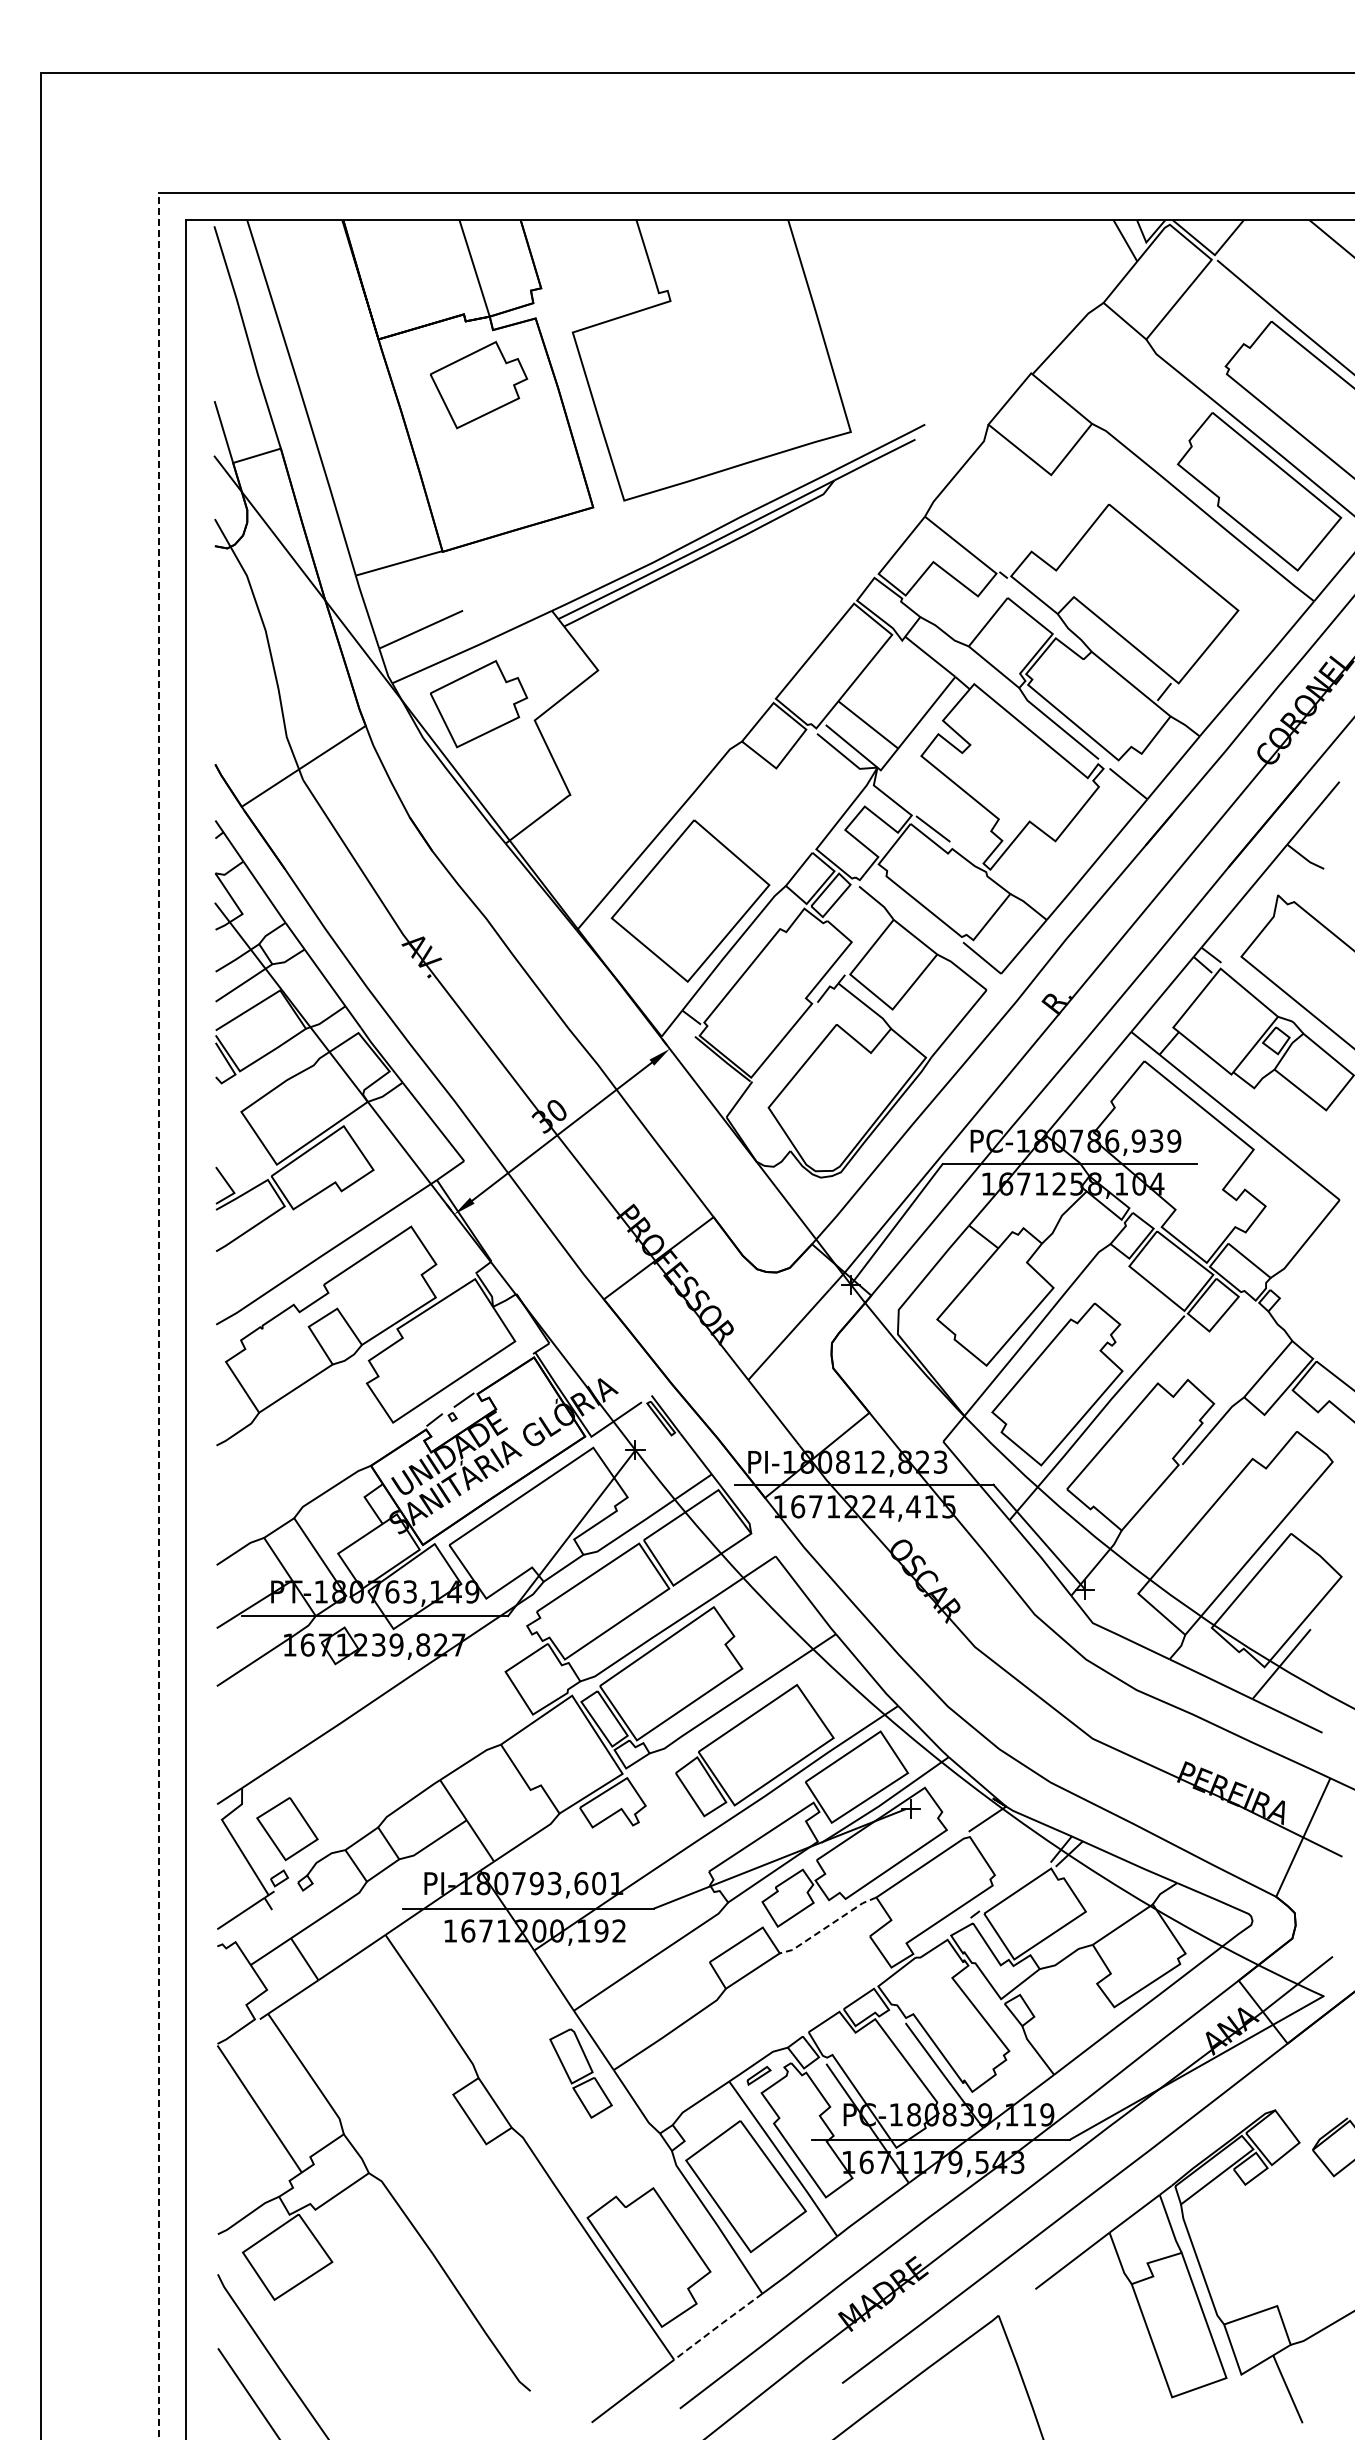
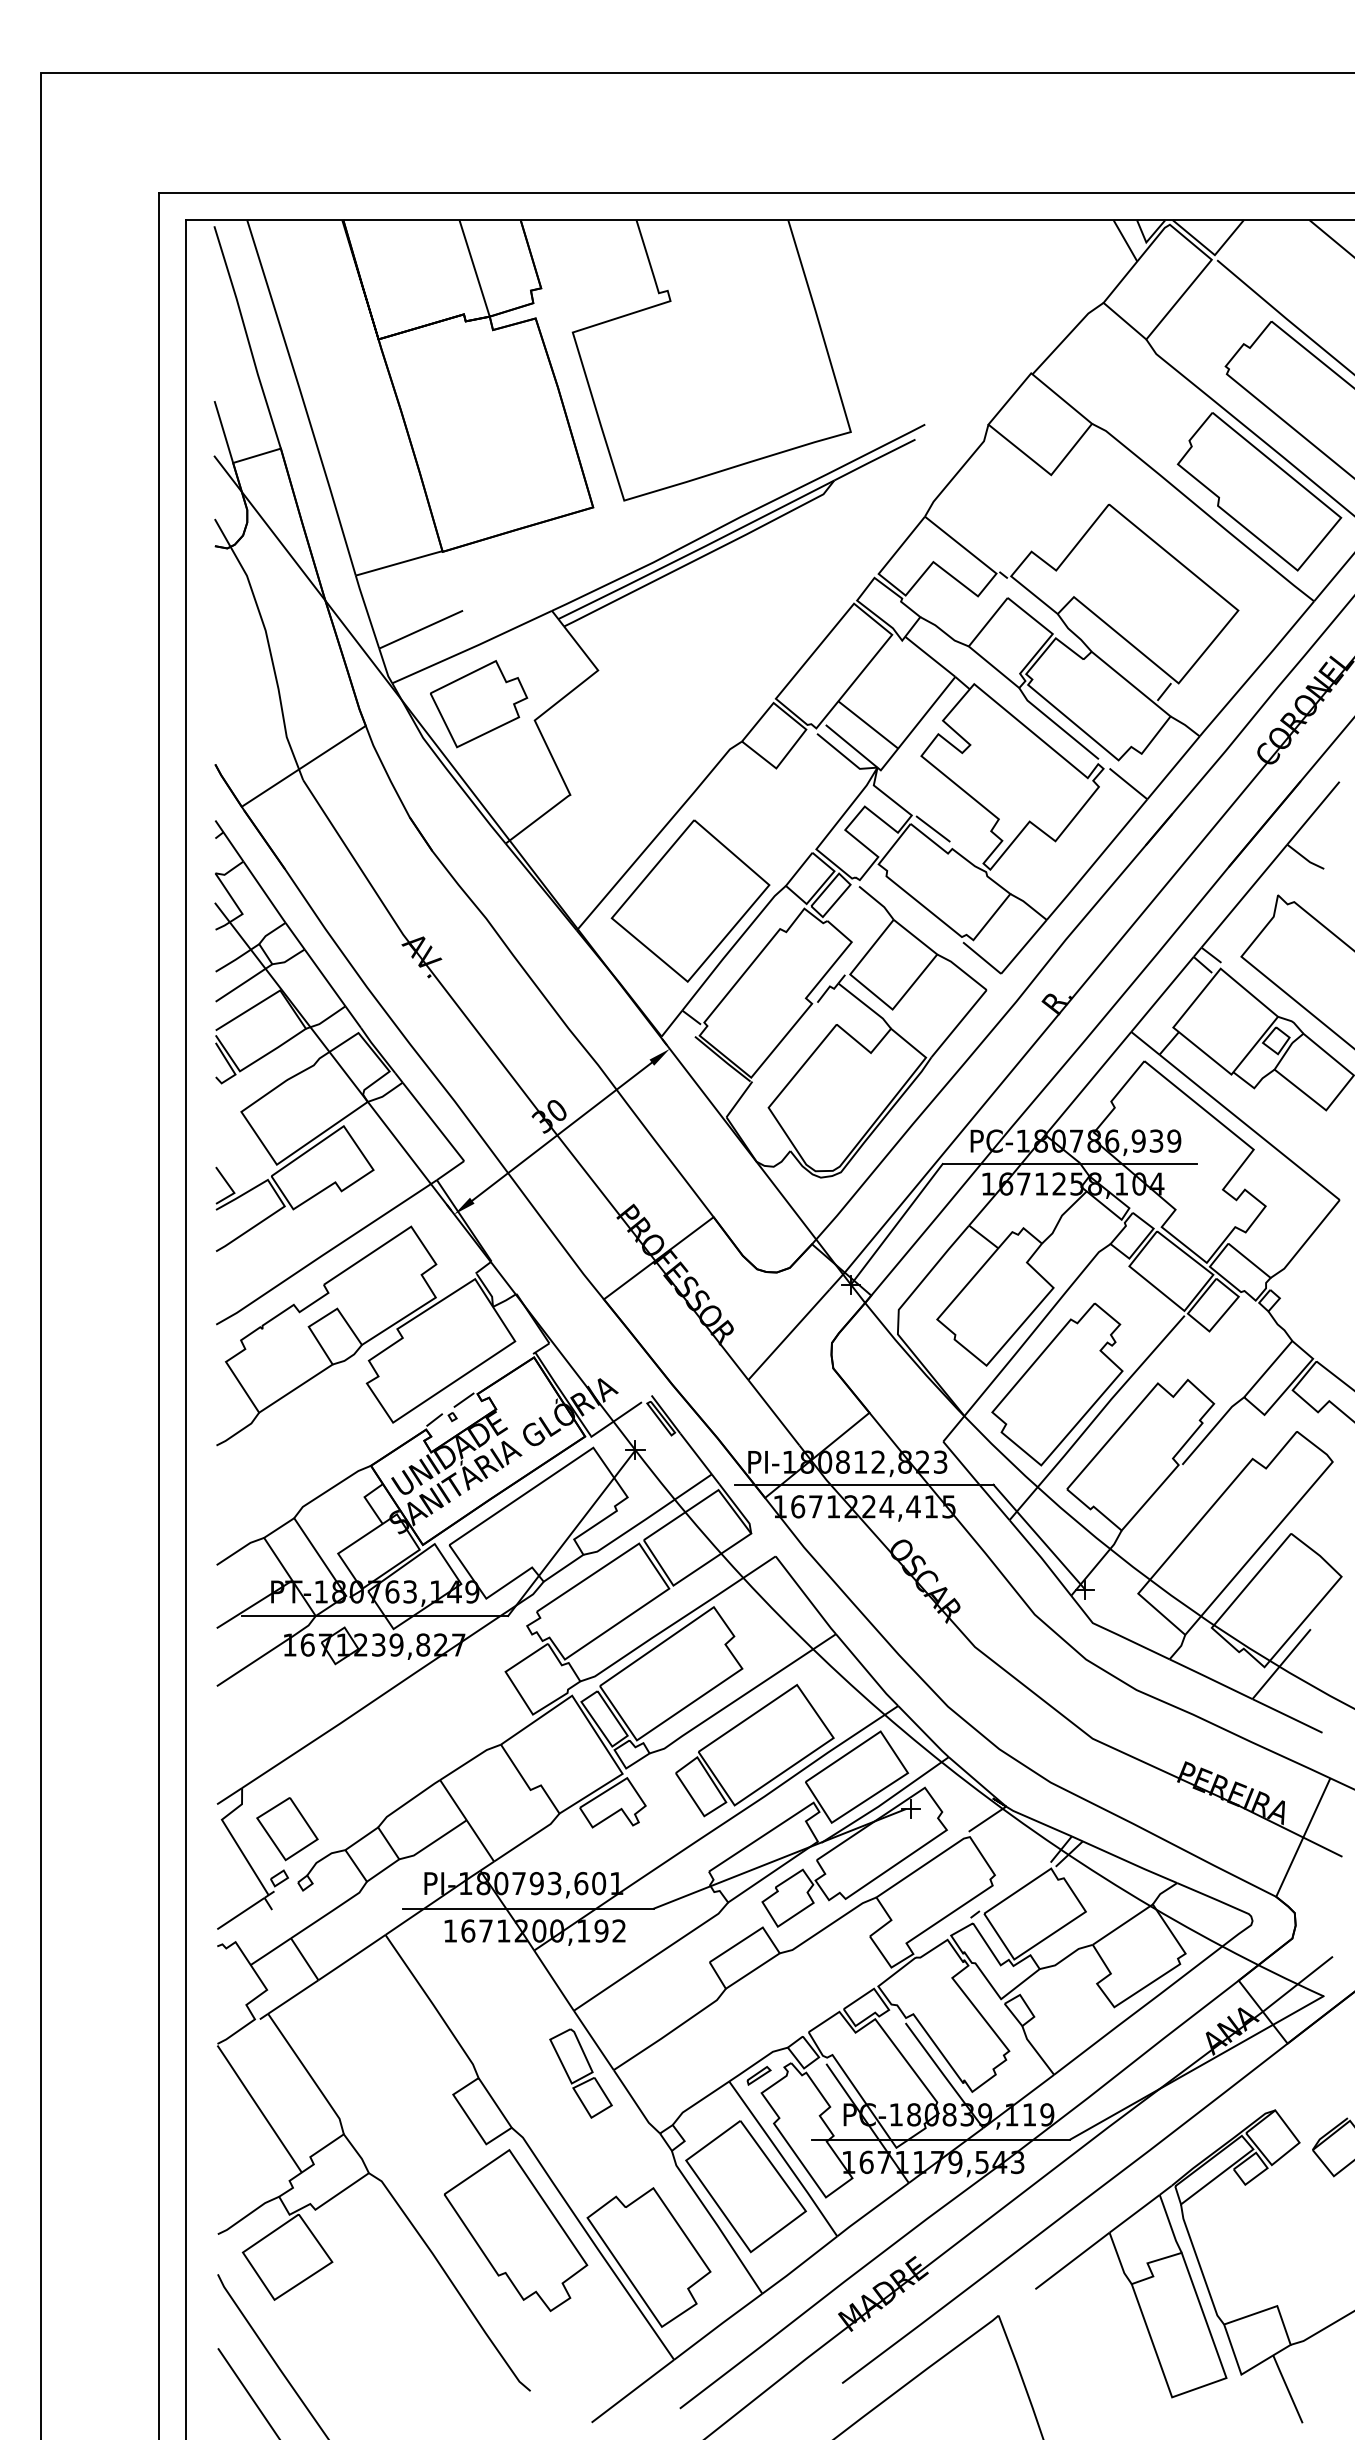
part: present -> none (479, 385)
line: dashed -> solid (158, 1316)
line: dashed -> solid (828, 1926)
part: none -> present (516, 2230)
line: dashed -> solid (718, 2326)
